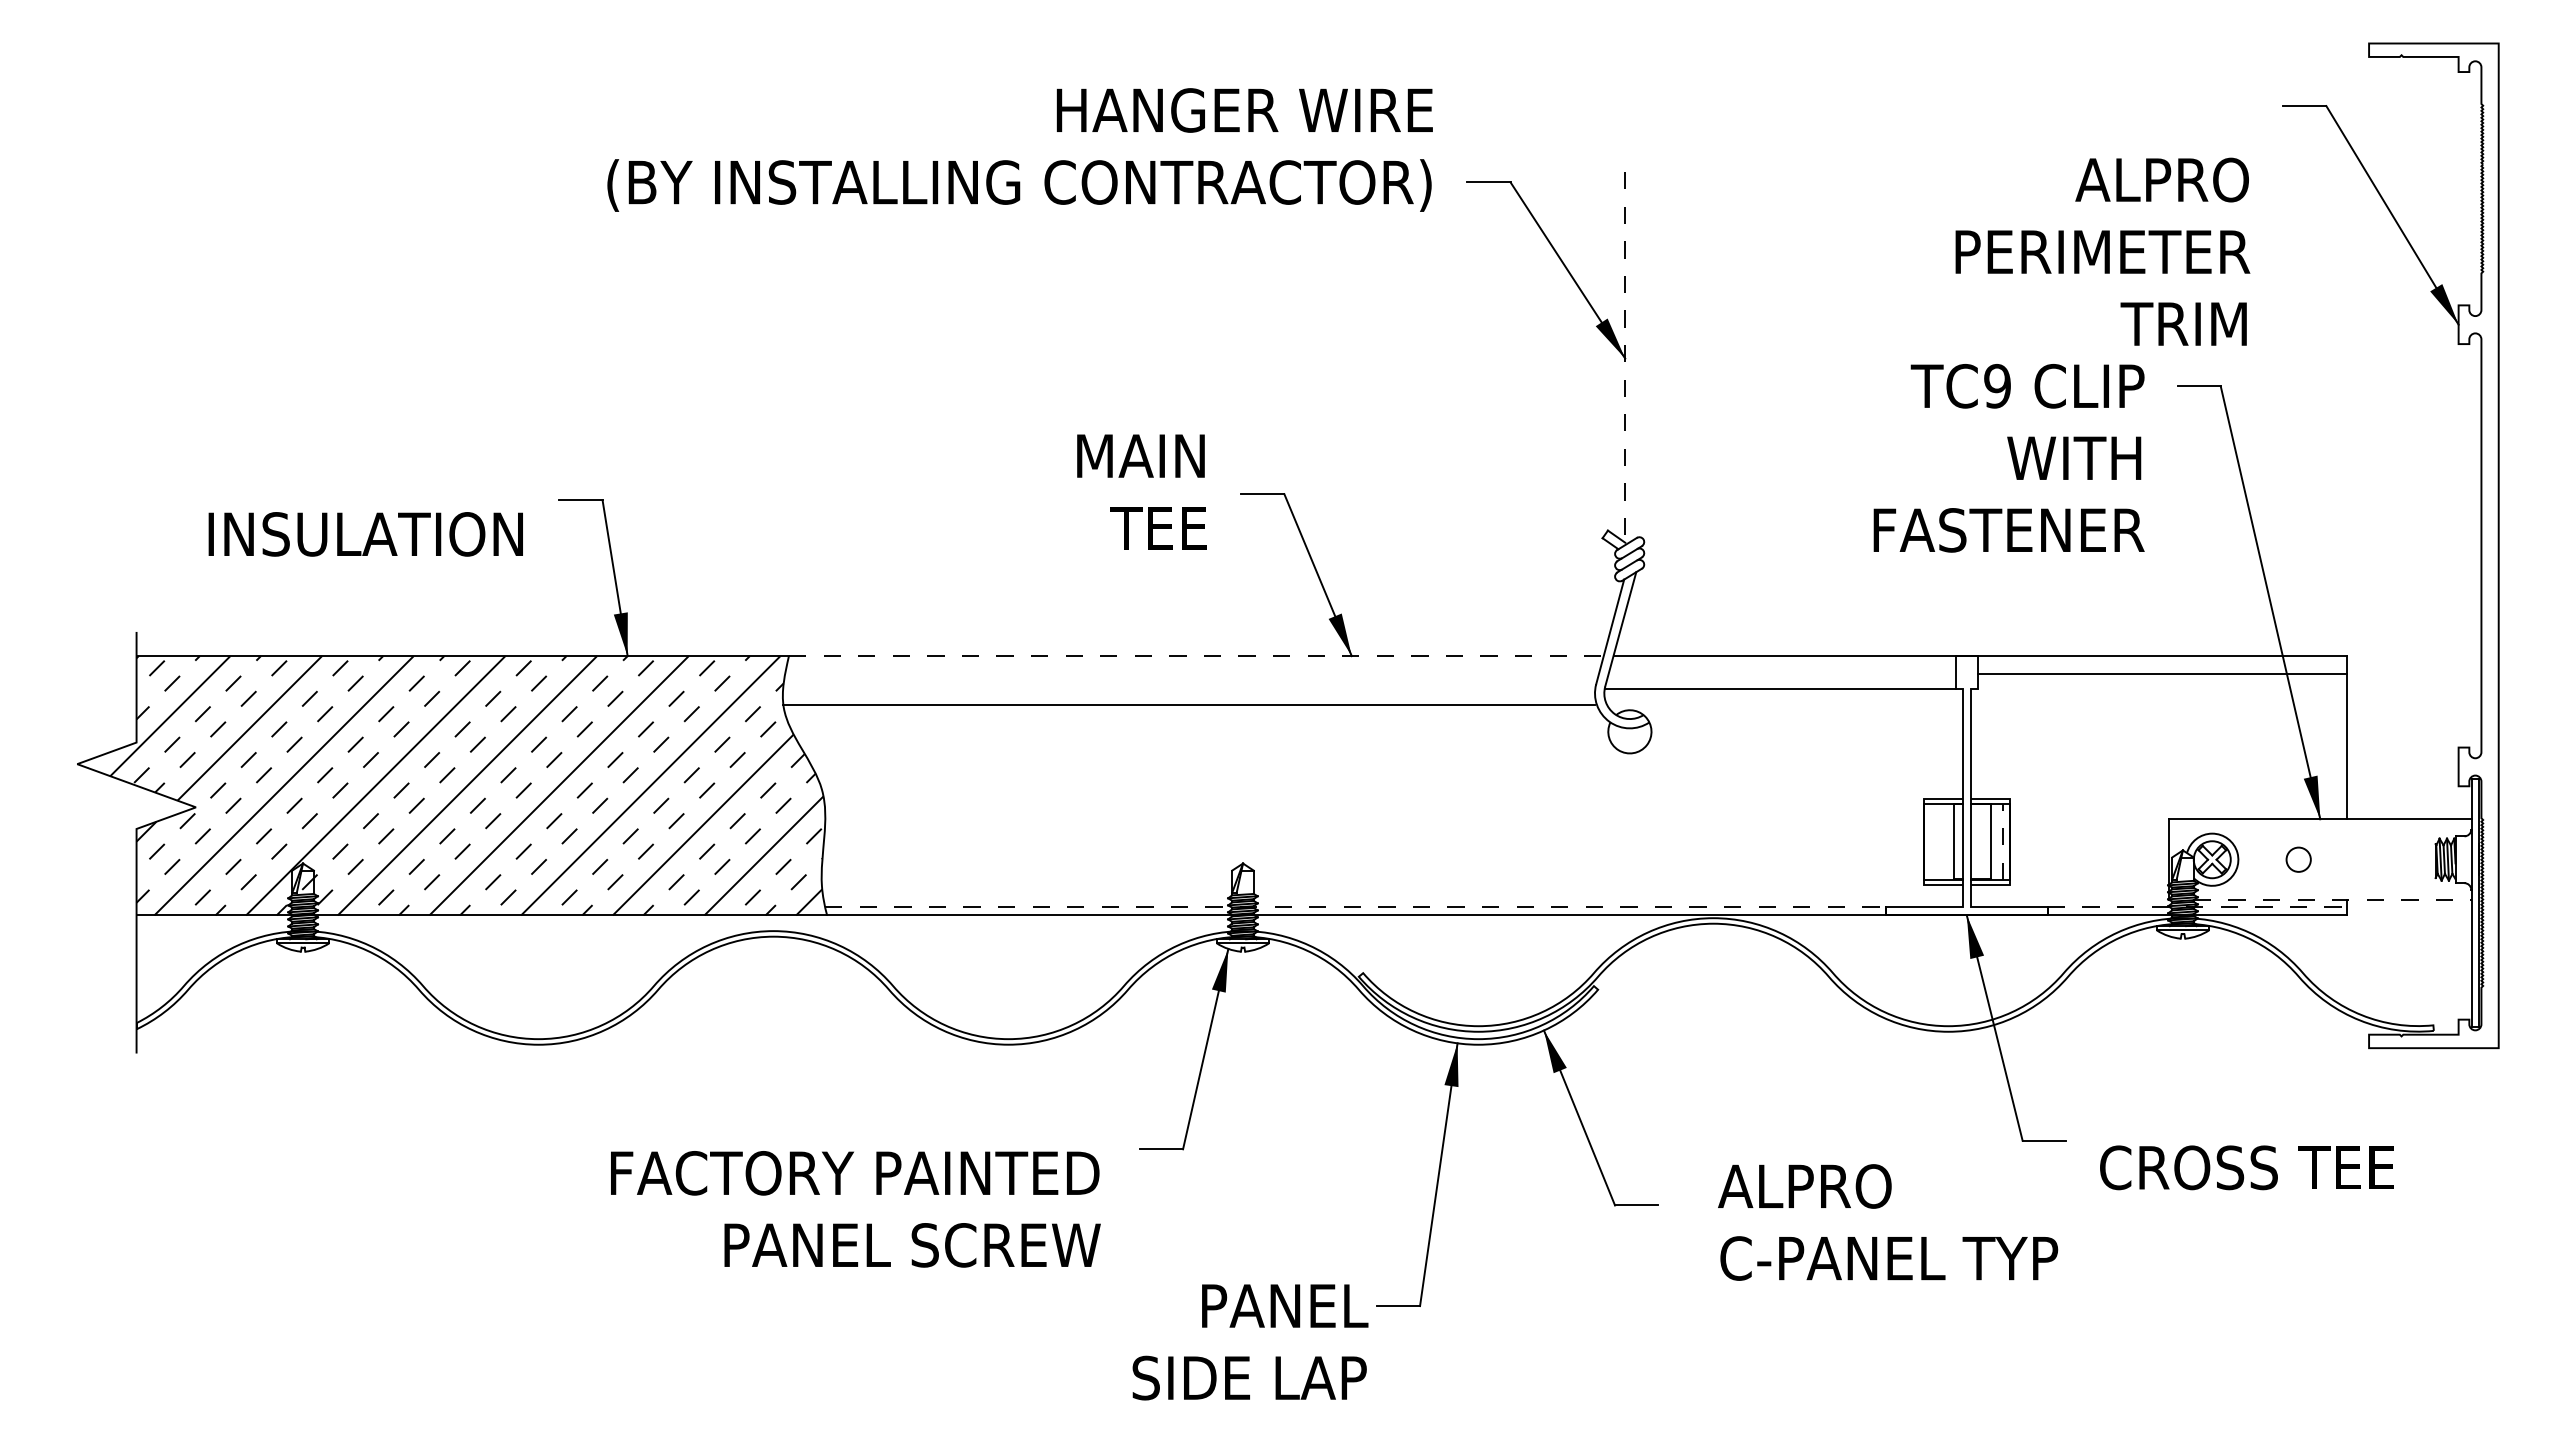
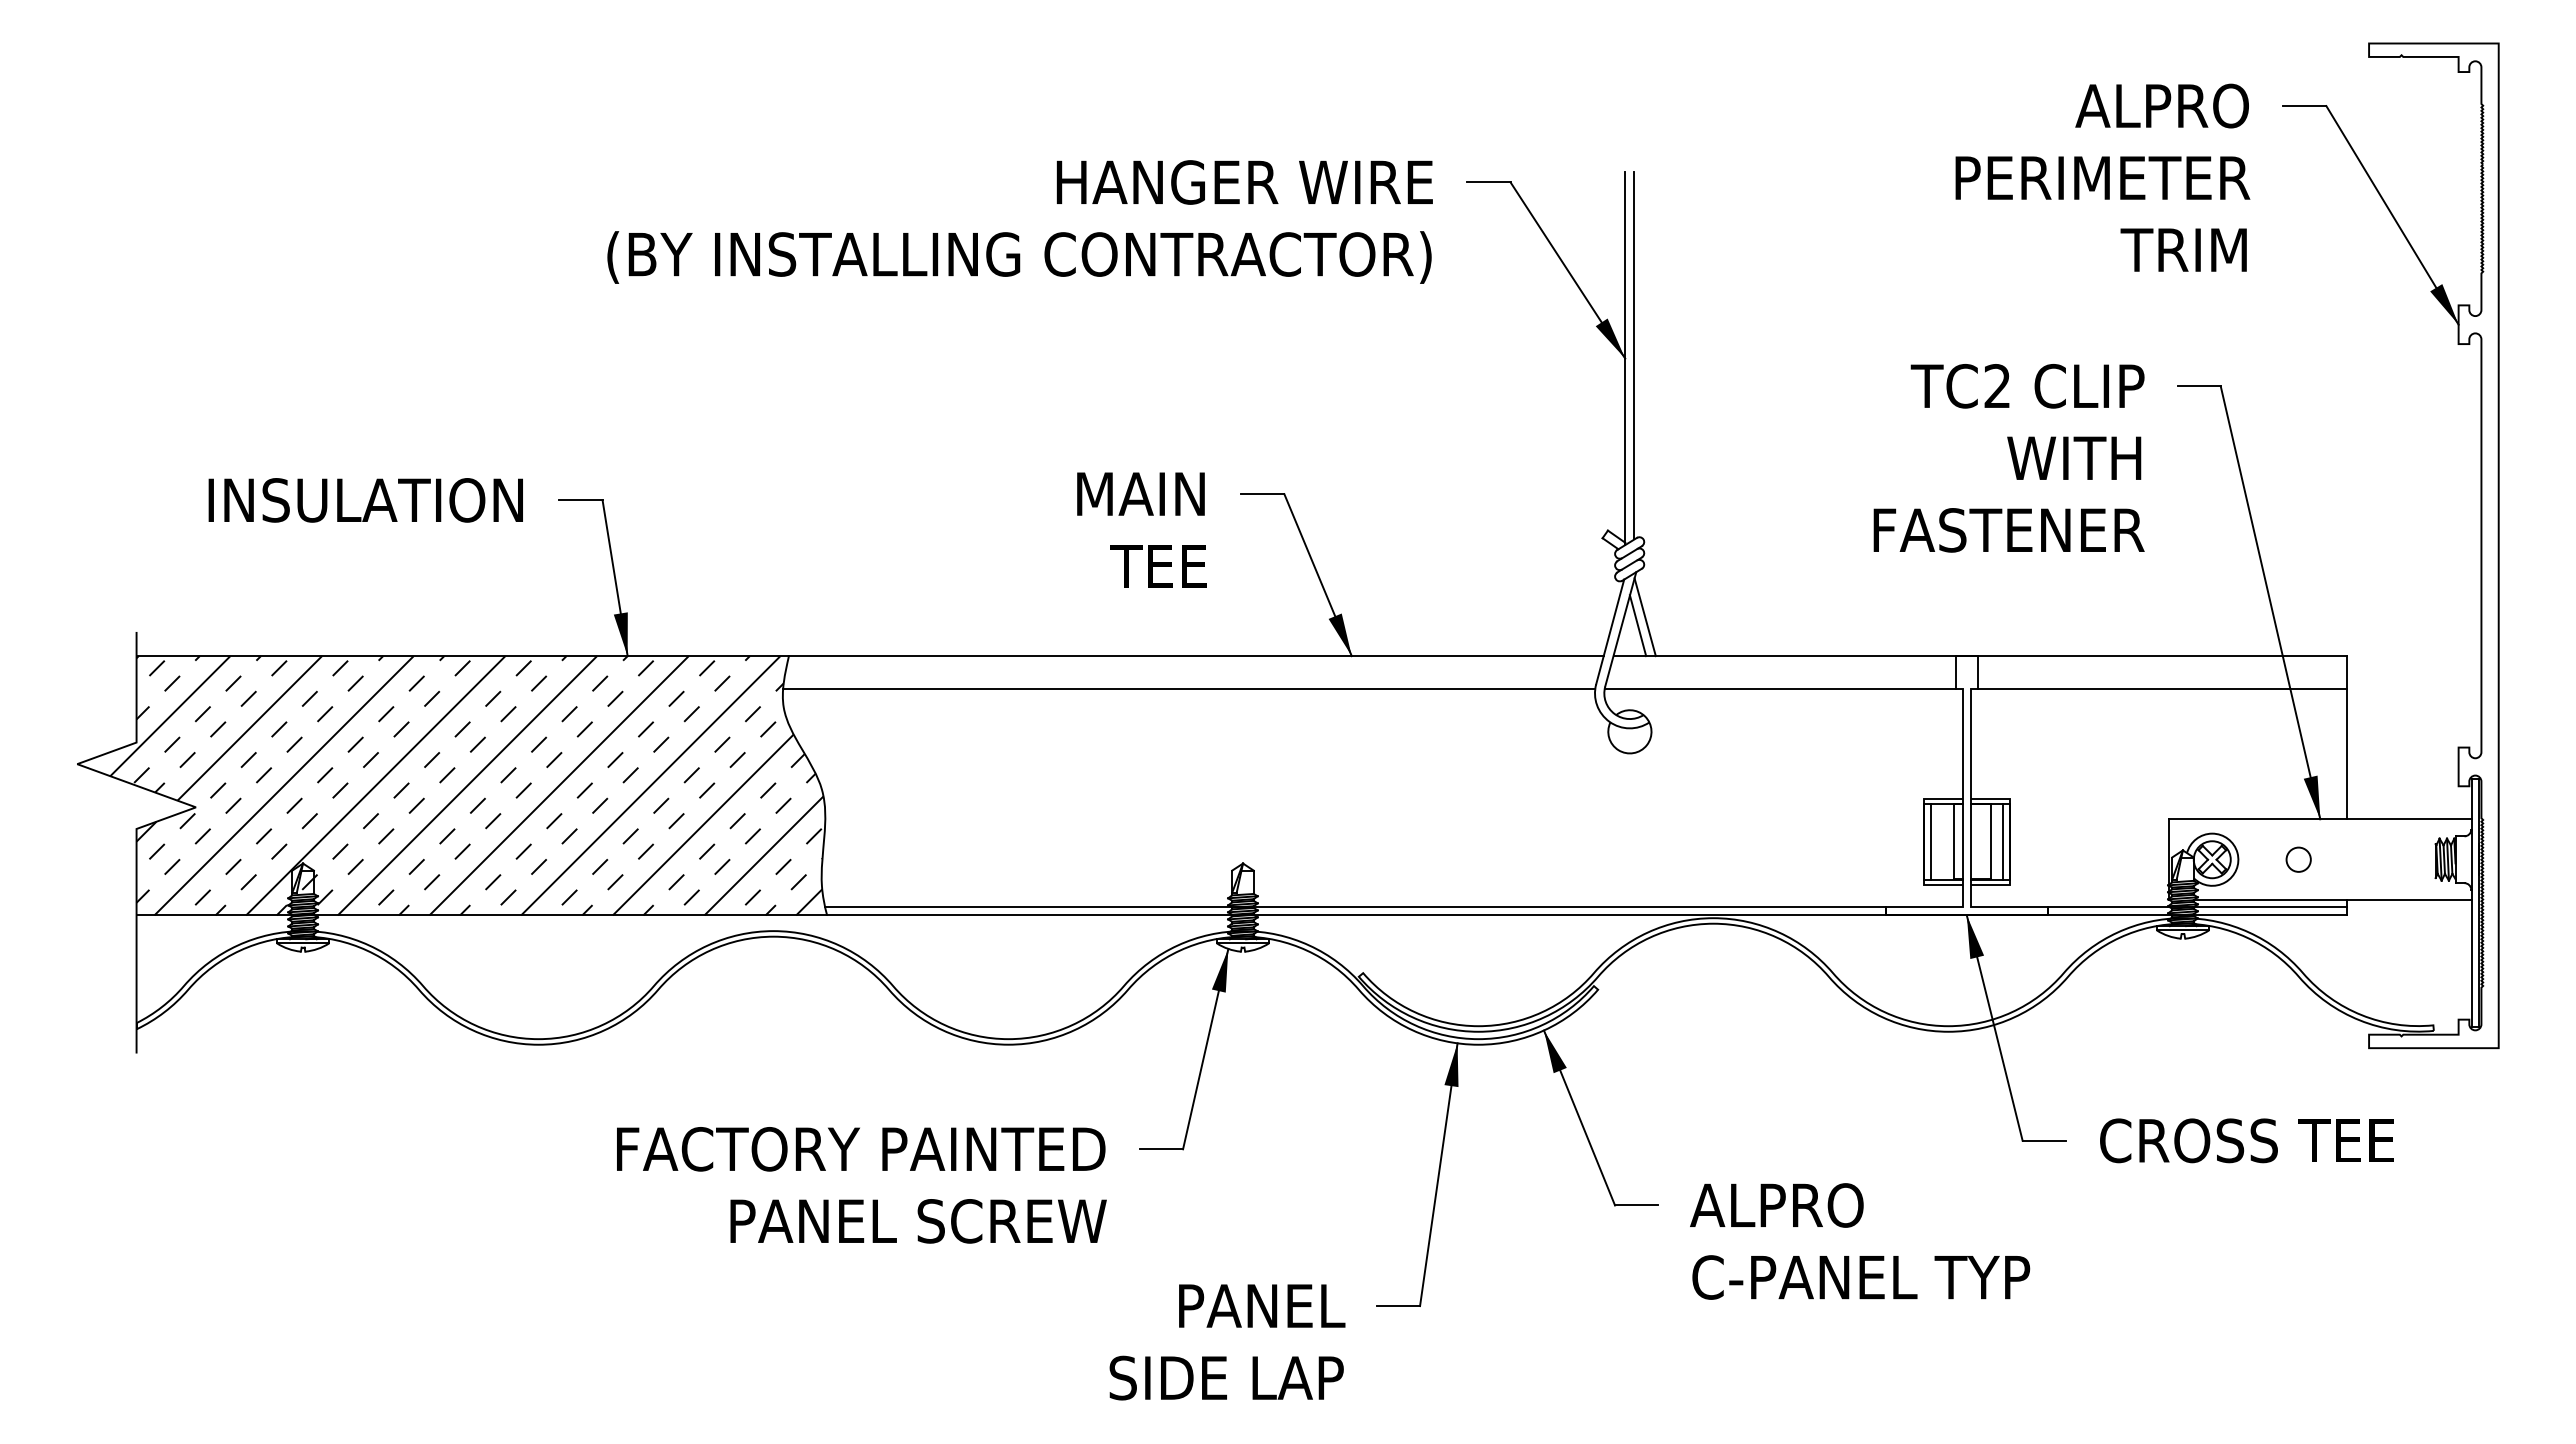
text position: (1019, 149) -> (1019, 221) (1019, 221)
text position: (2102, 251) -> (2102, 177) (2102, 177)
line: none -> present (1634, 355)
line: dashed -> solid (1625, 358)
text: TC9 -> TC2 (1997, 386)
text position: (1141, 491) -> (1141, 529) (1141, 529)
text position: (365, 534) -> (365, 500) (365, 500)
line: none -> present (1644, 617)
line: none -> present (1637, 625)
line: dashed -> solid (1196, 656)
line position: (2162, 673) -> (2162, 688) (2162, 688)
line position: (1189, 704) -> (1189, 688) (1189, 688)
line: none -> present (1931, 841)
line: dashed -> solid (2002, 841)
line: dashed -> solid (2332, 900)
line: dashed -> solid (1355, 906)
line: dashed -> solid (2197, 906)
text position: (2246, 1167) -> (2246, 1140) (2246, 1140)
text position: (855, 1209) -> (861, 1185) (861, 1185)
text position: (1888, 1222) -> (1860, 1241) (1860, 1241)
text position: (1250, 1342) -> (1227, 1342) (1227, 1342)
